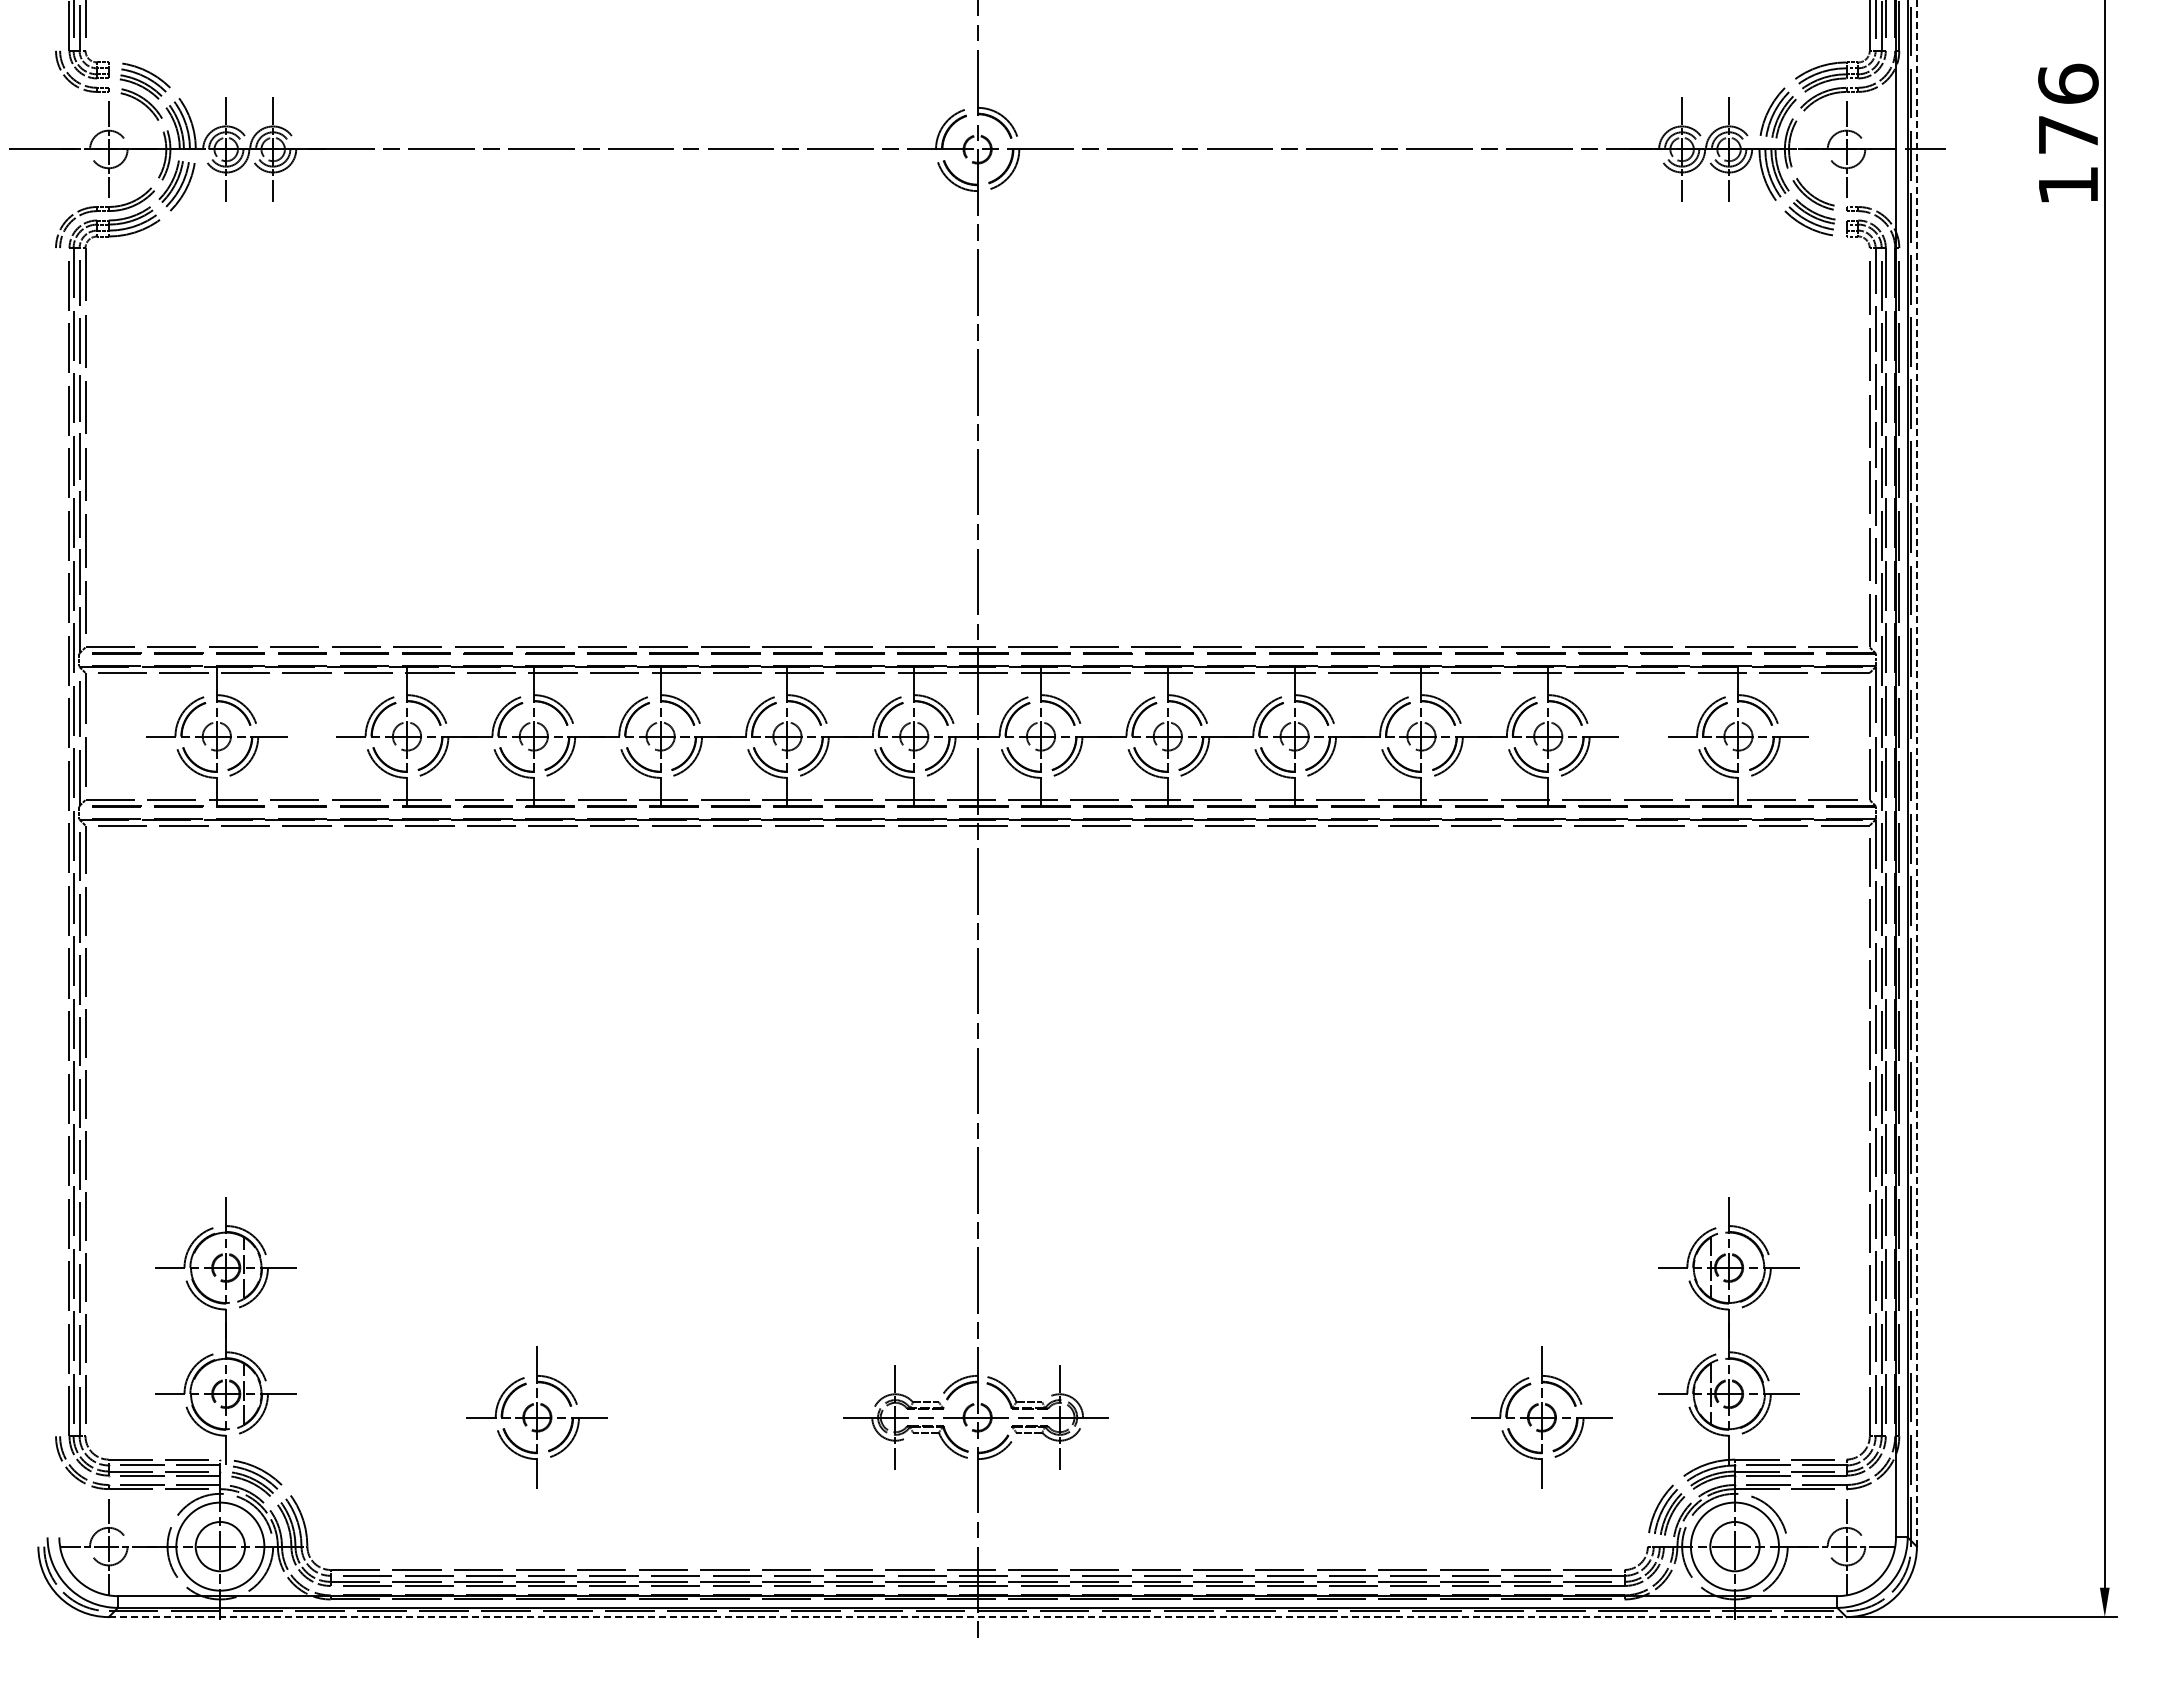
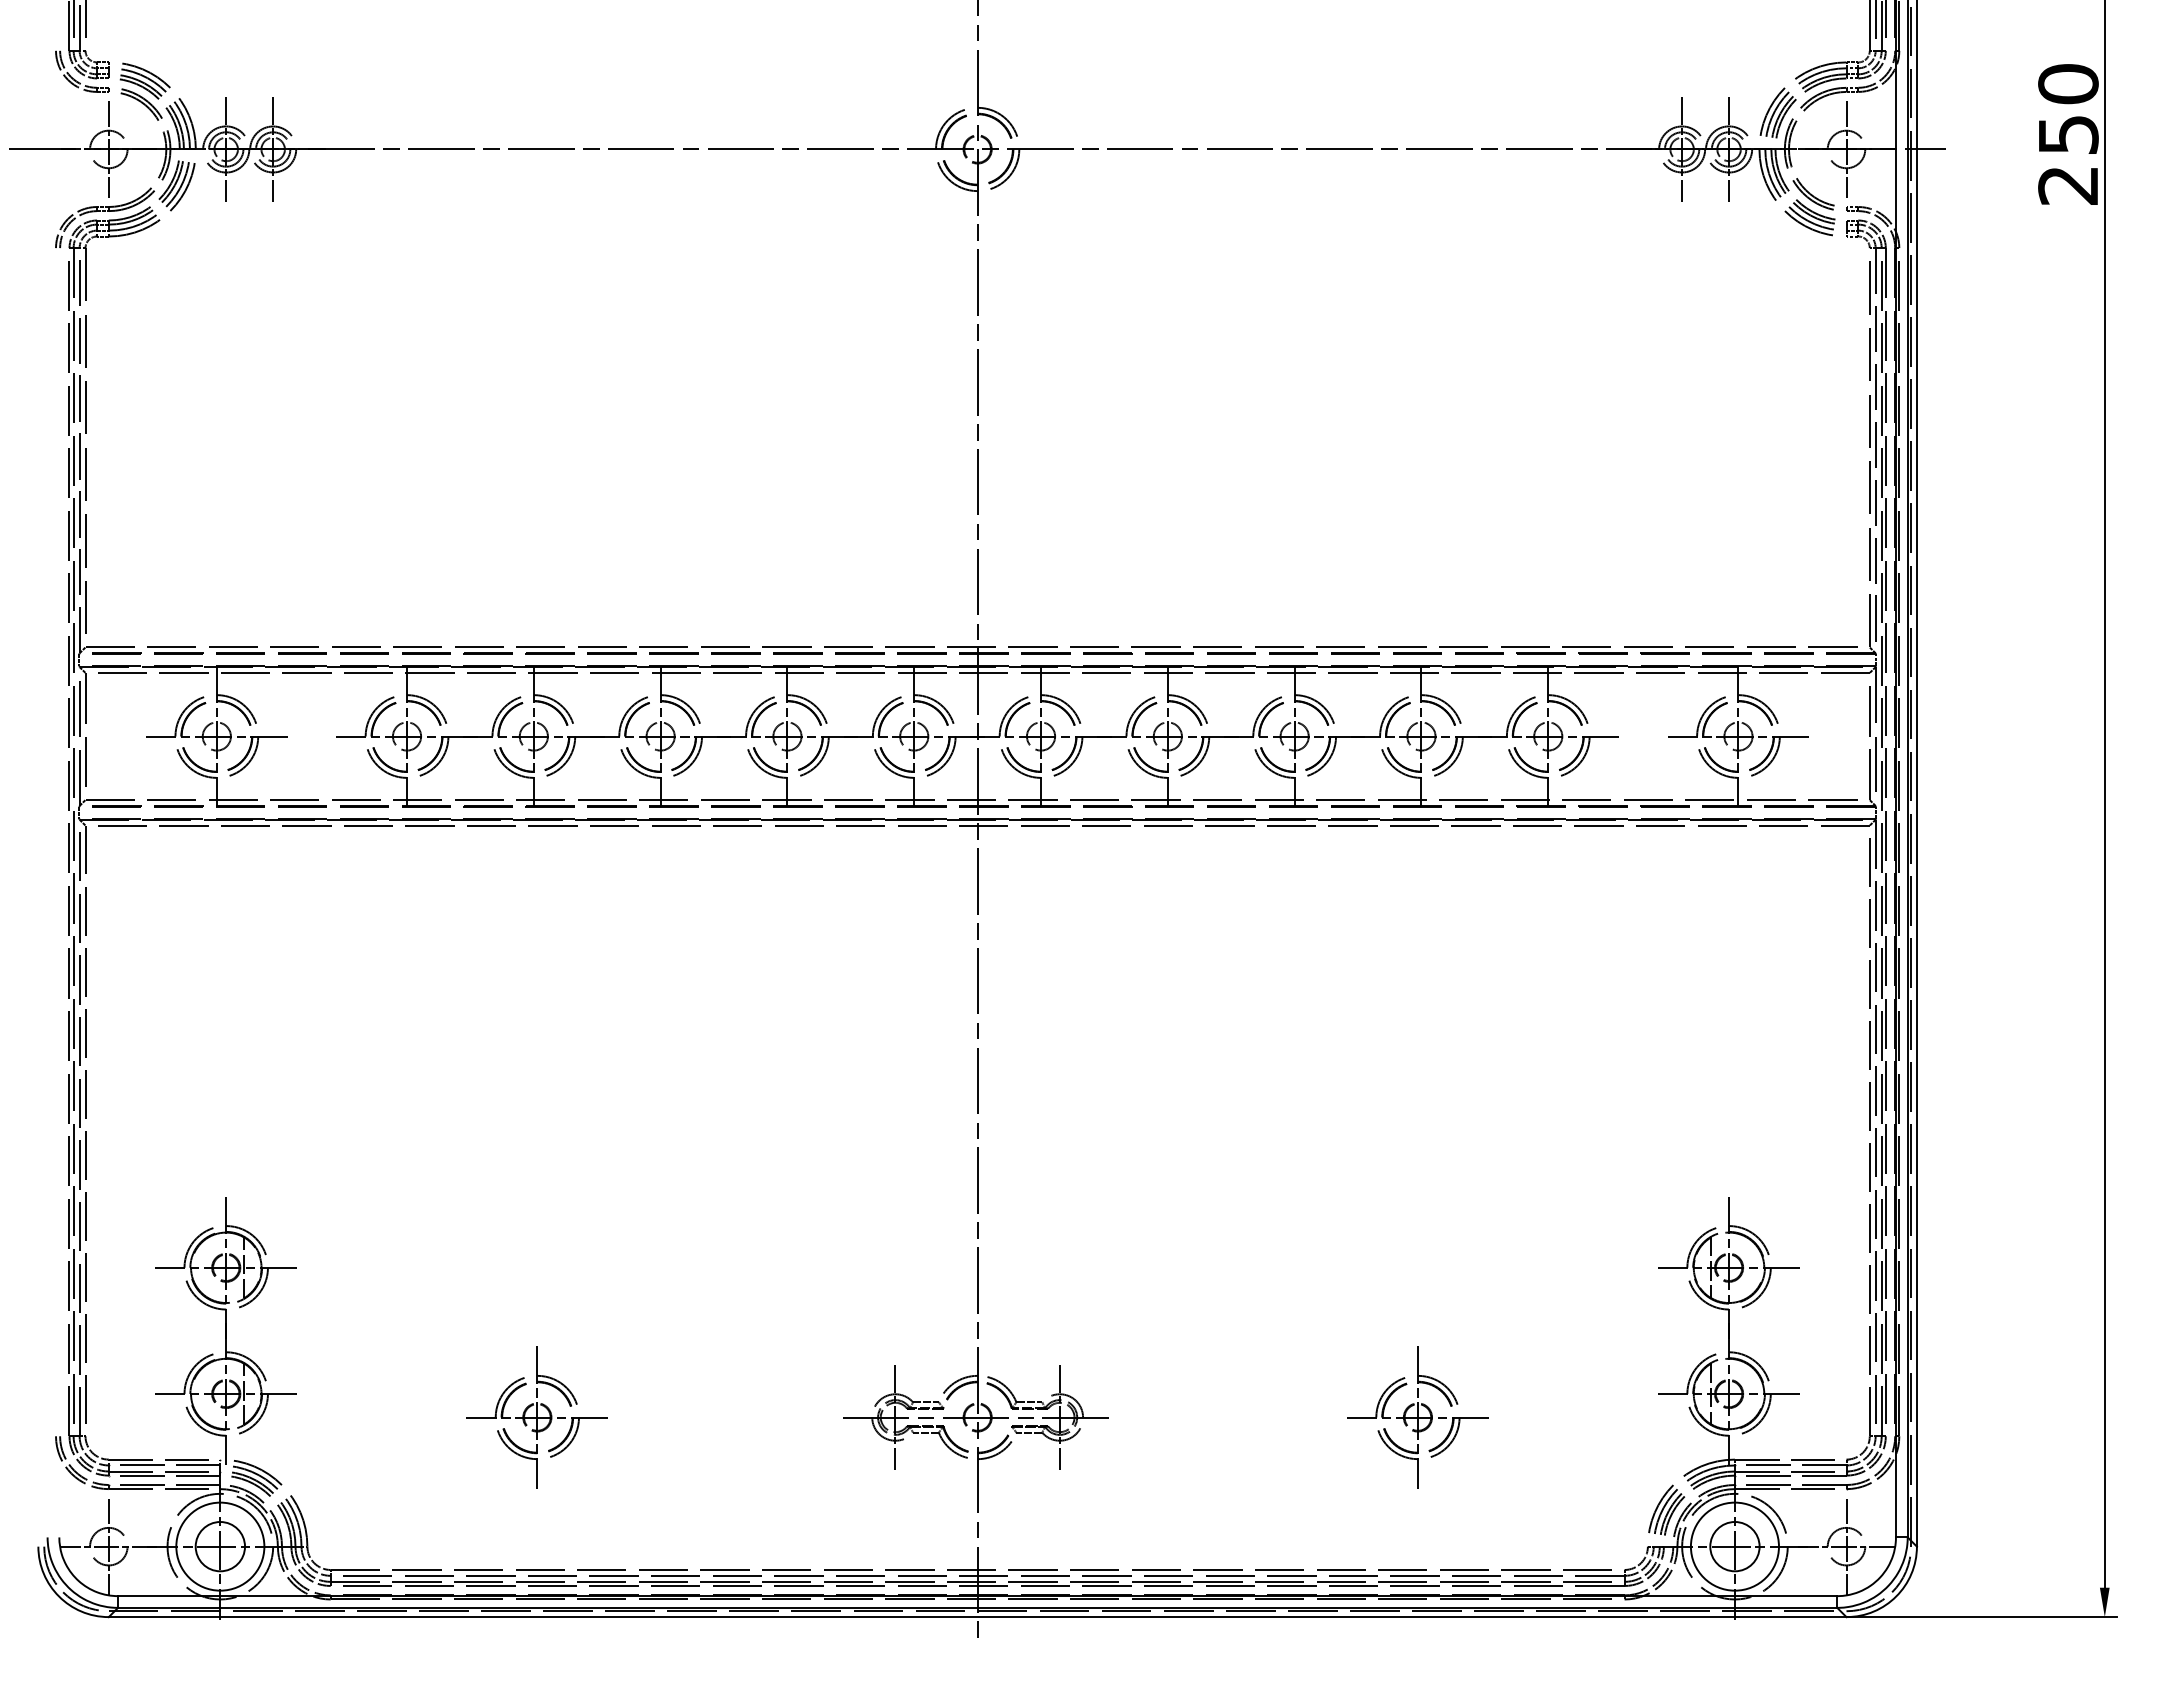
text: 176 -> 250 (2068, 133)
line: dashed -> solid (1916, 772)
part position: (1541, 1417) -> (1417, 1417) (1417, 1417)
line: dashed -> solid (977, 1617)
